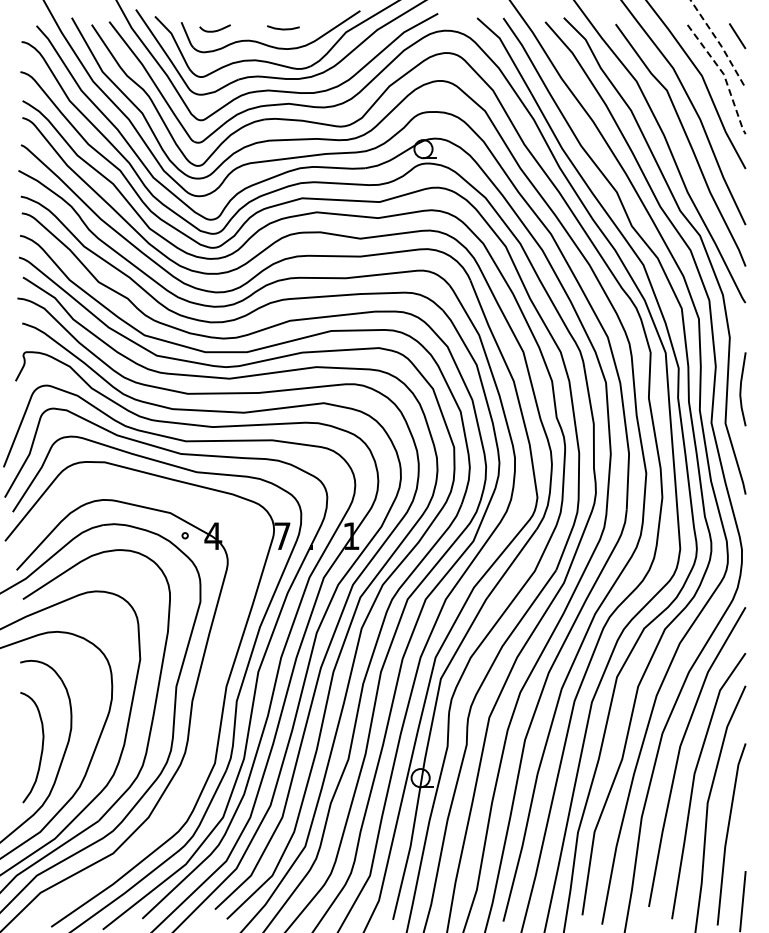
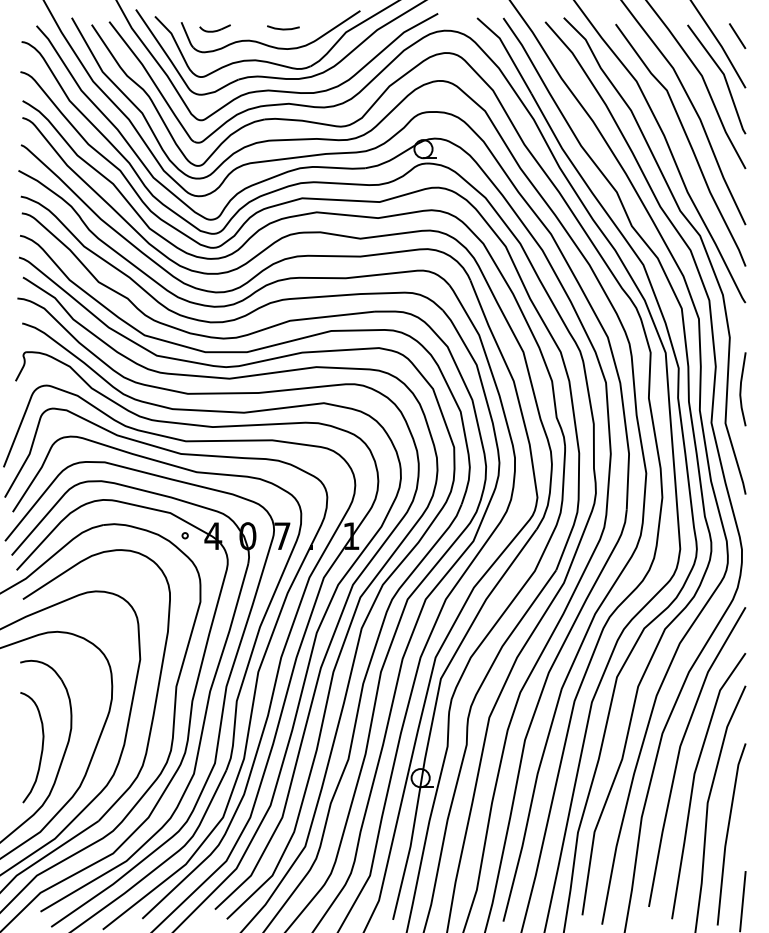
line: dashed -> solid (720, 44)
line: dashed -> solid (724, 76)
part: none -> present (205, 708)
